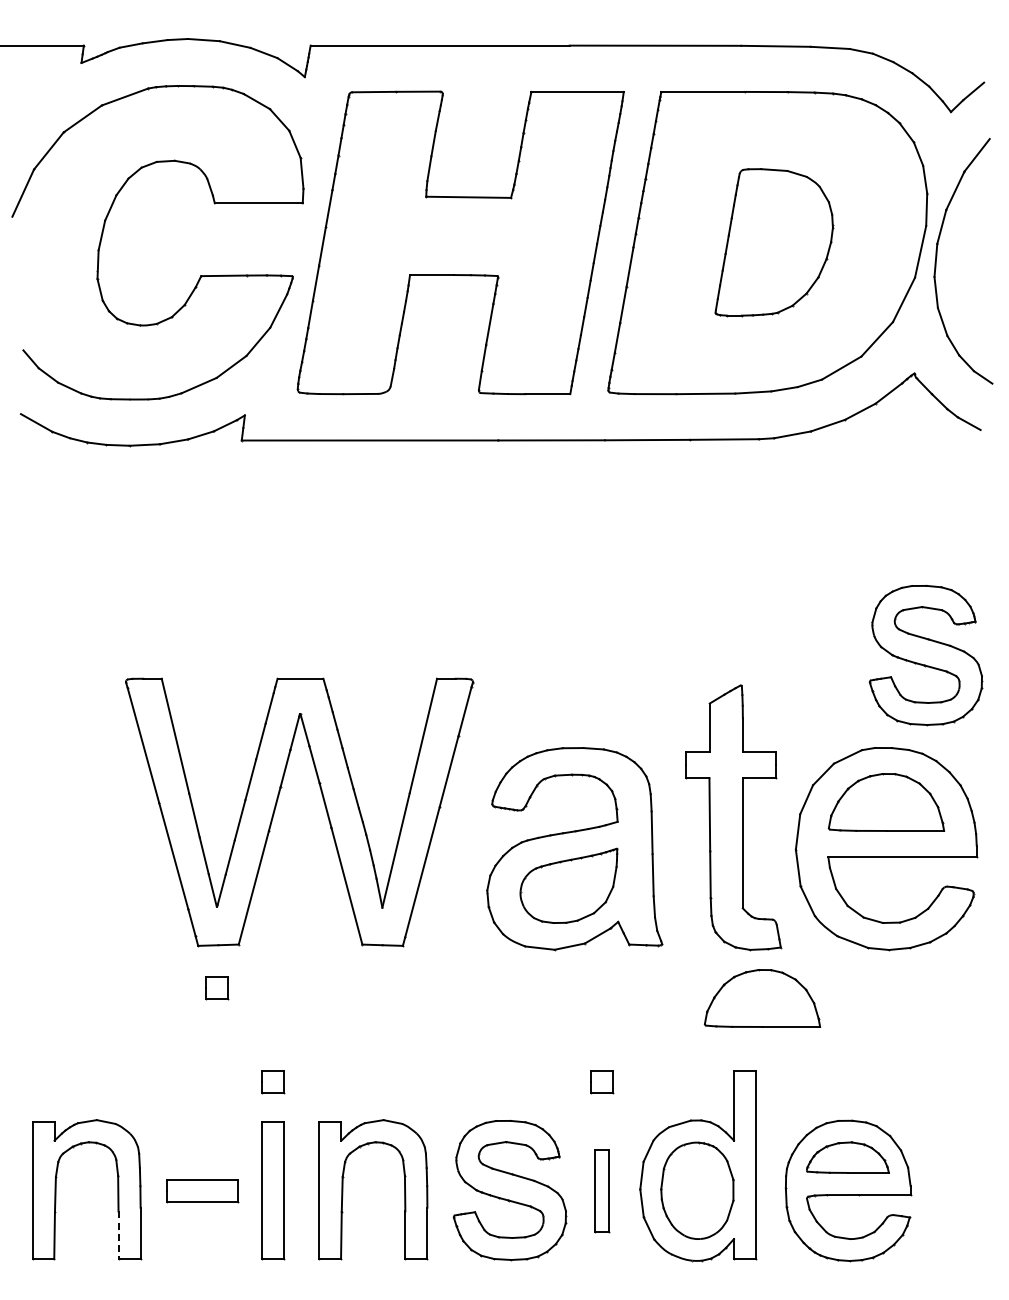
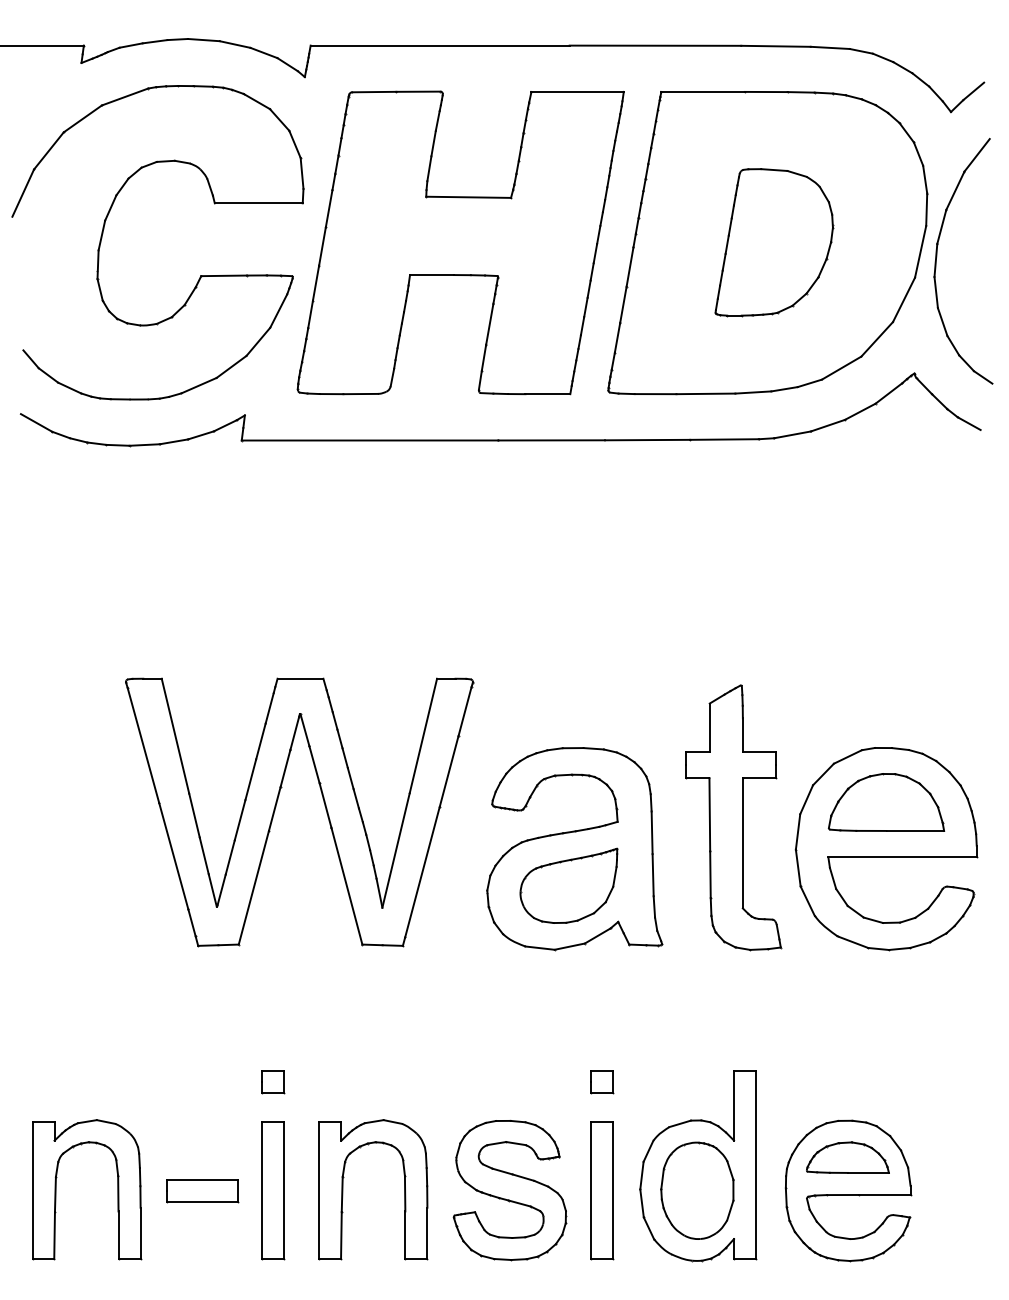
part: present -> none (925, 655)
part: present -> none (217, 988)
part: present -> none (762, 998)
part size: 17x85 px -> 25x140 px (602, 1190)
line: dashed -> solid (118, 1235)
